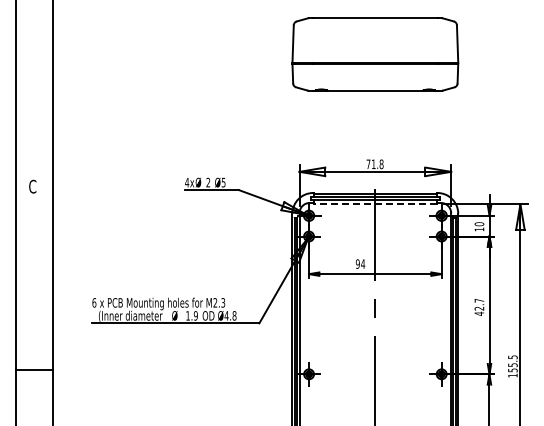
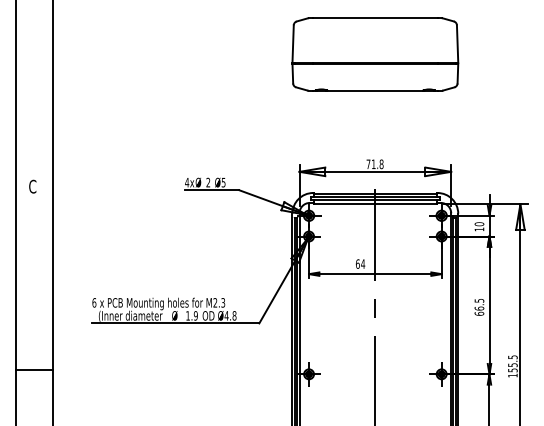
line: dashed -> solid (374, 204)
text: 94 -> 64 (357, 263)
text: 42.7 -> 66.5 (479, 307)
